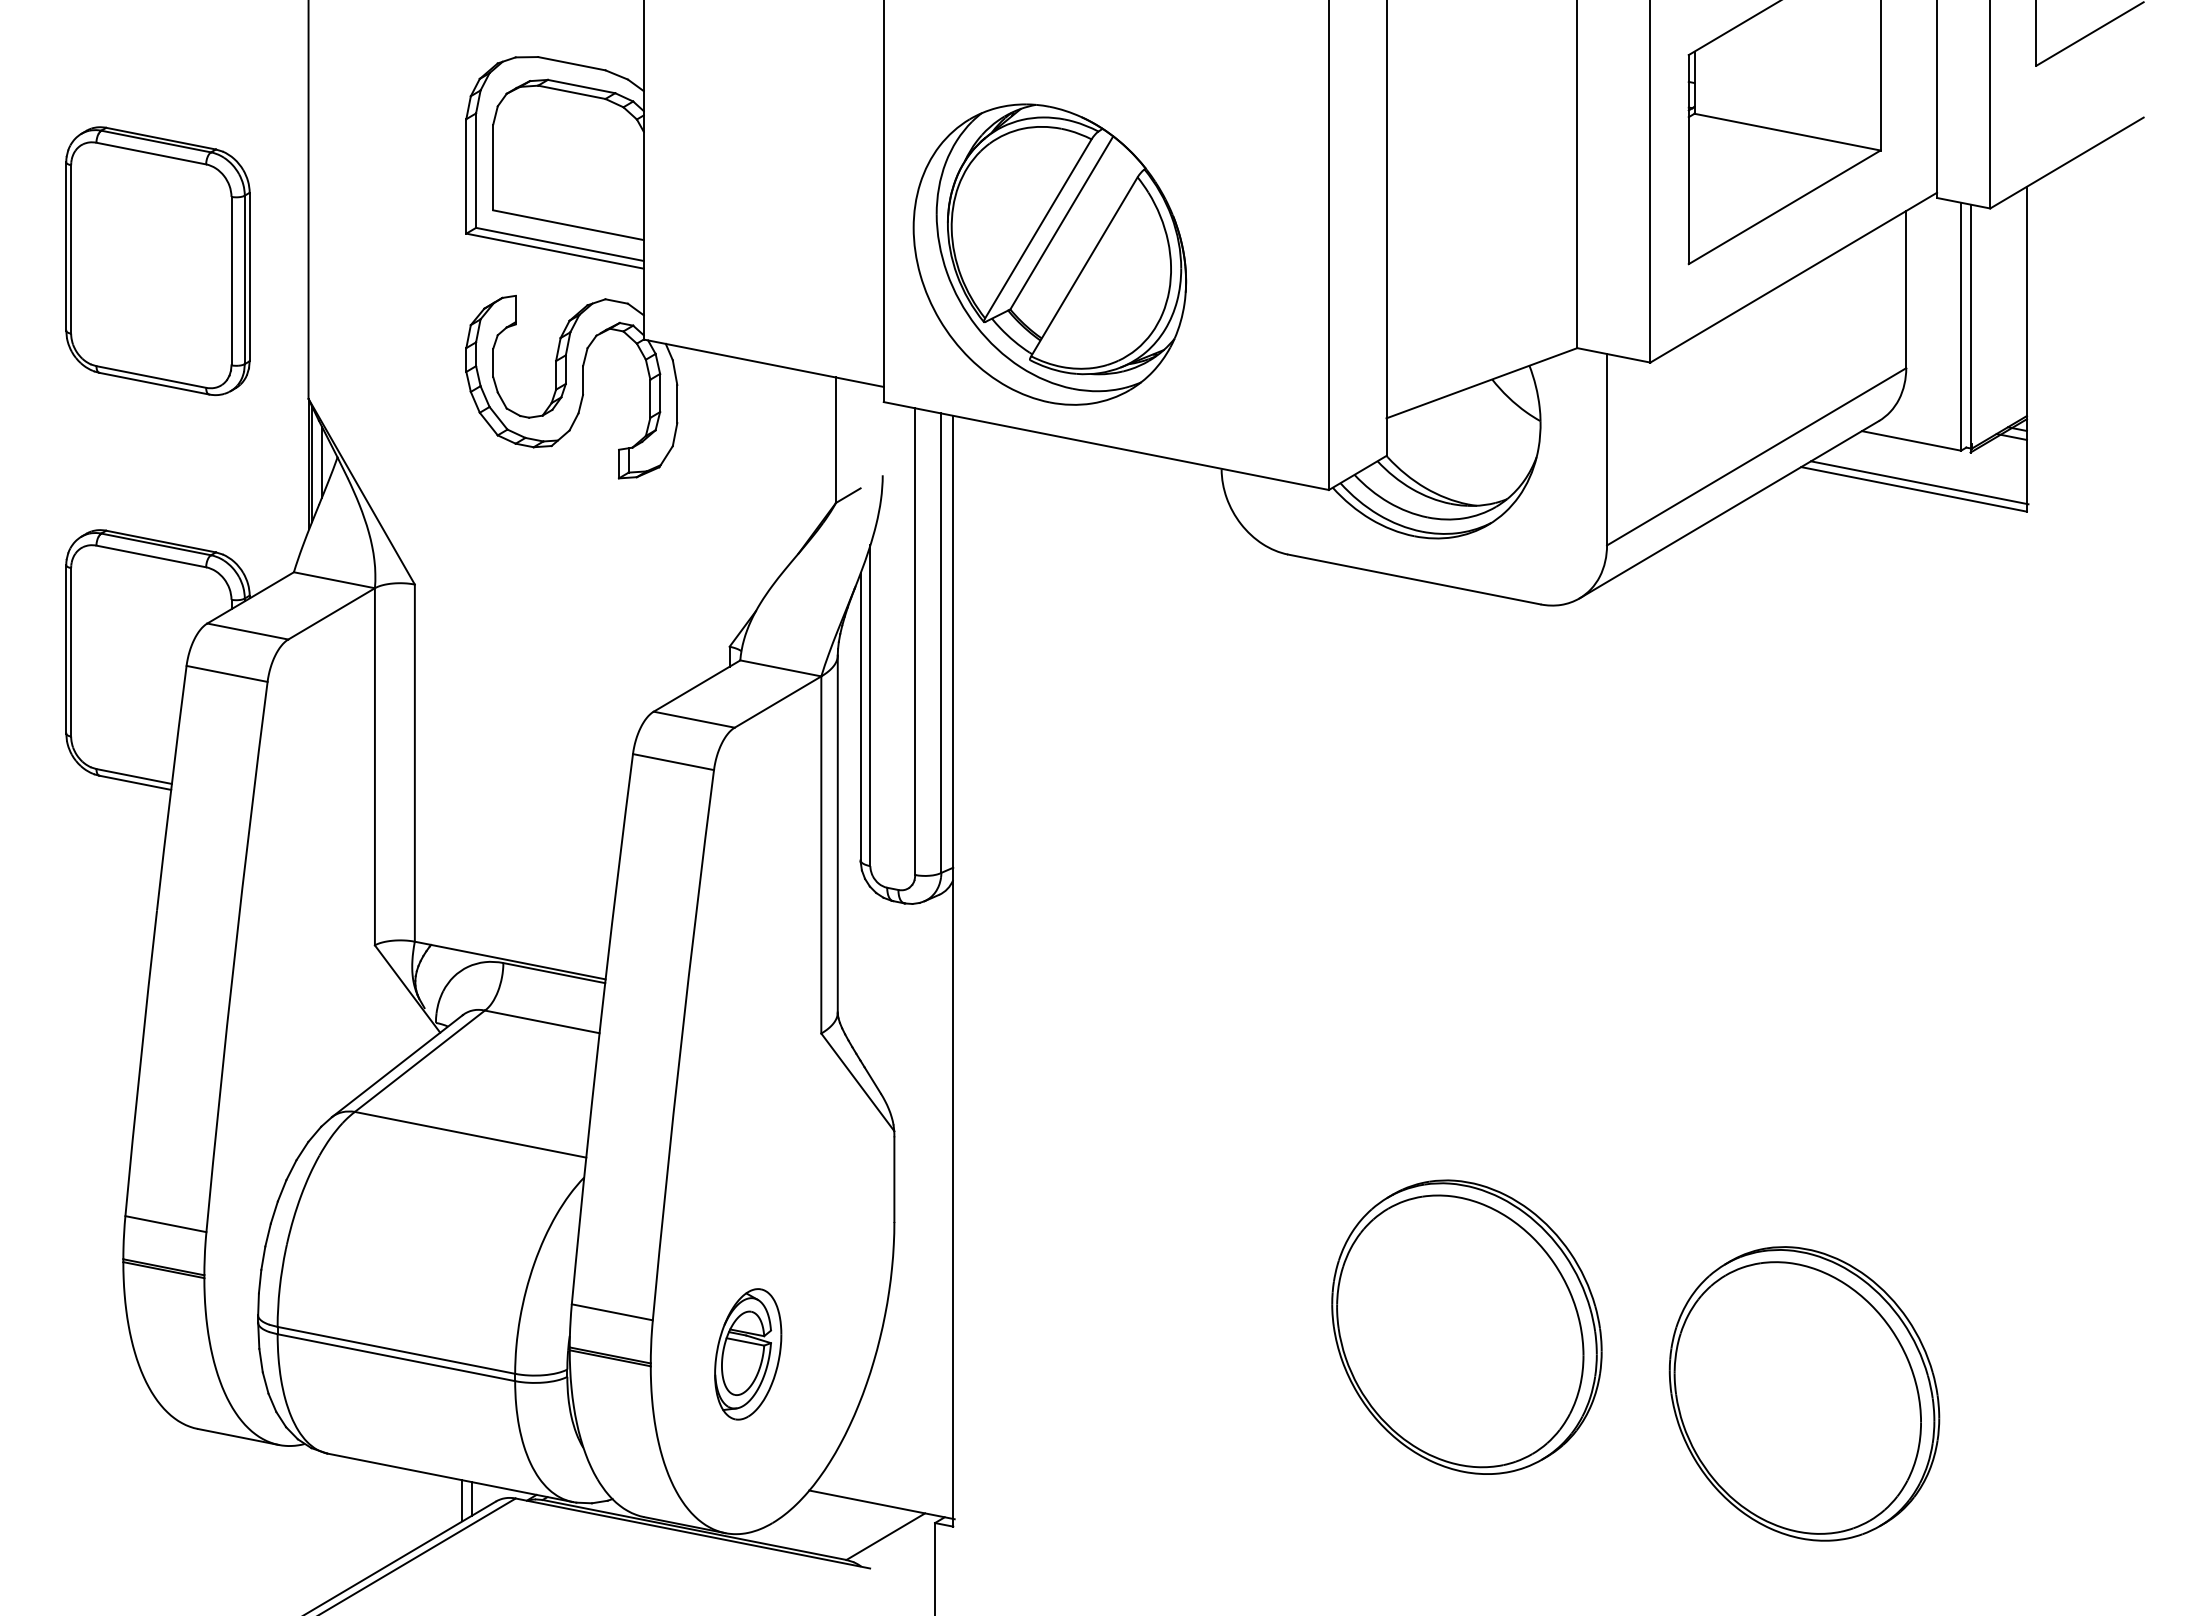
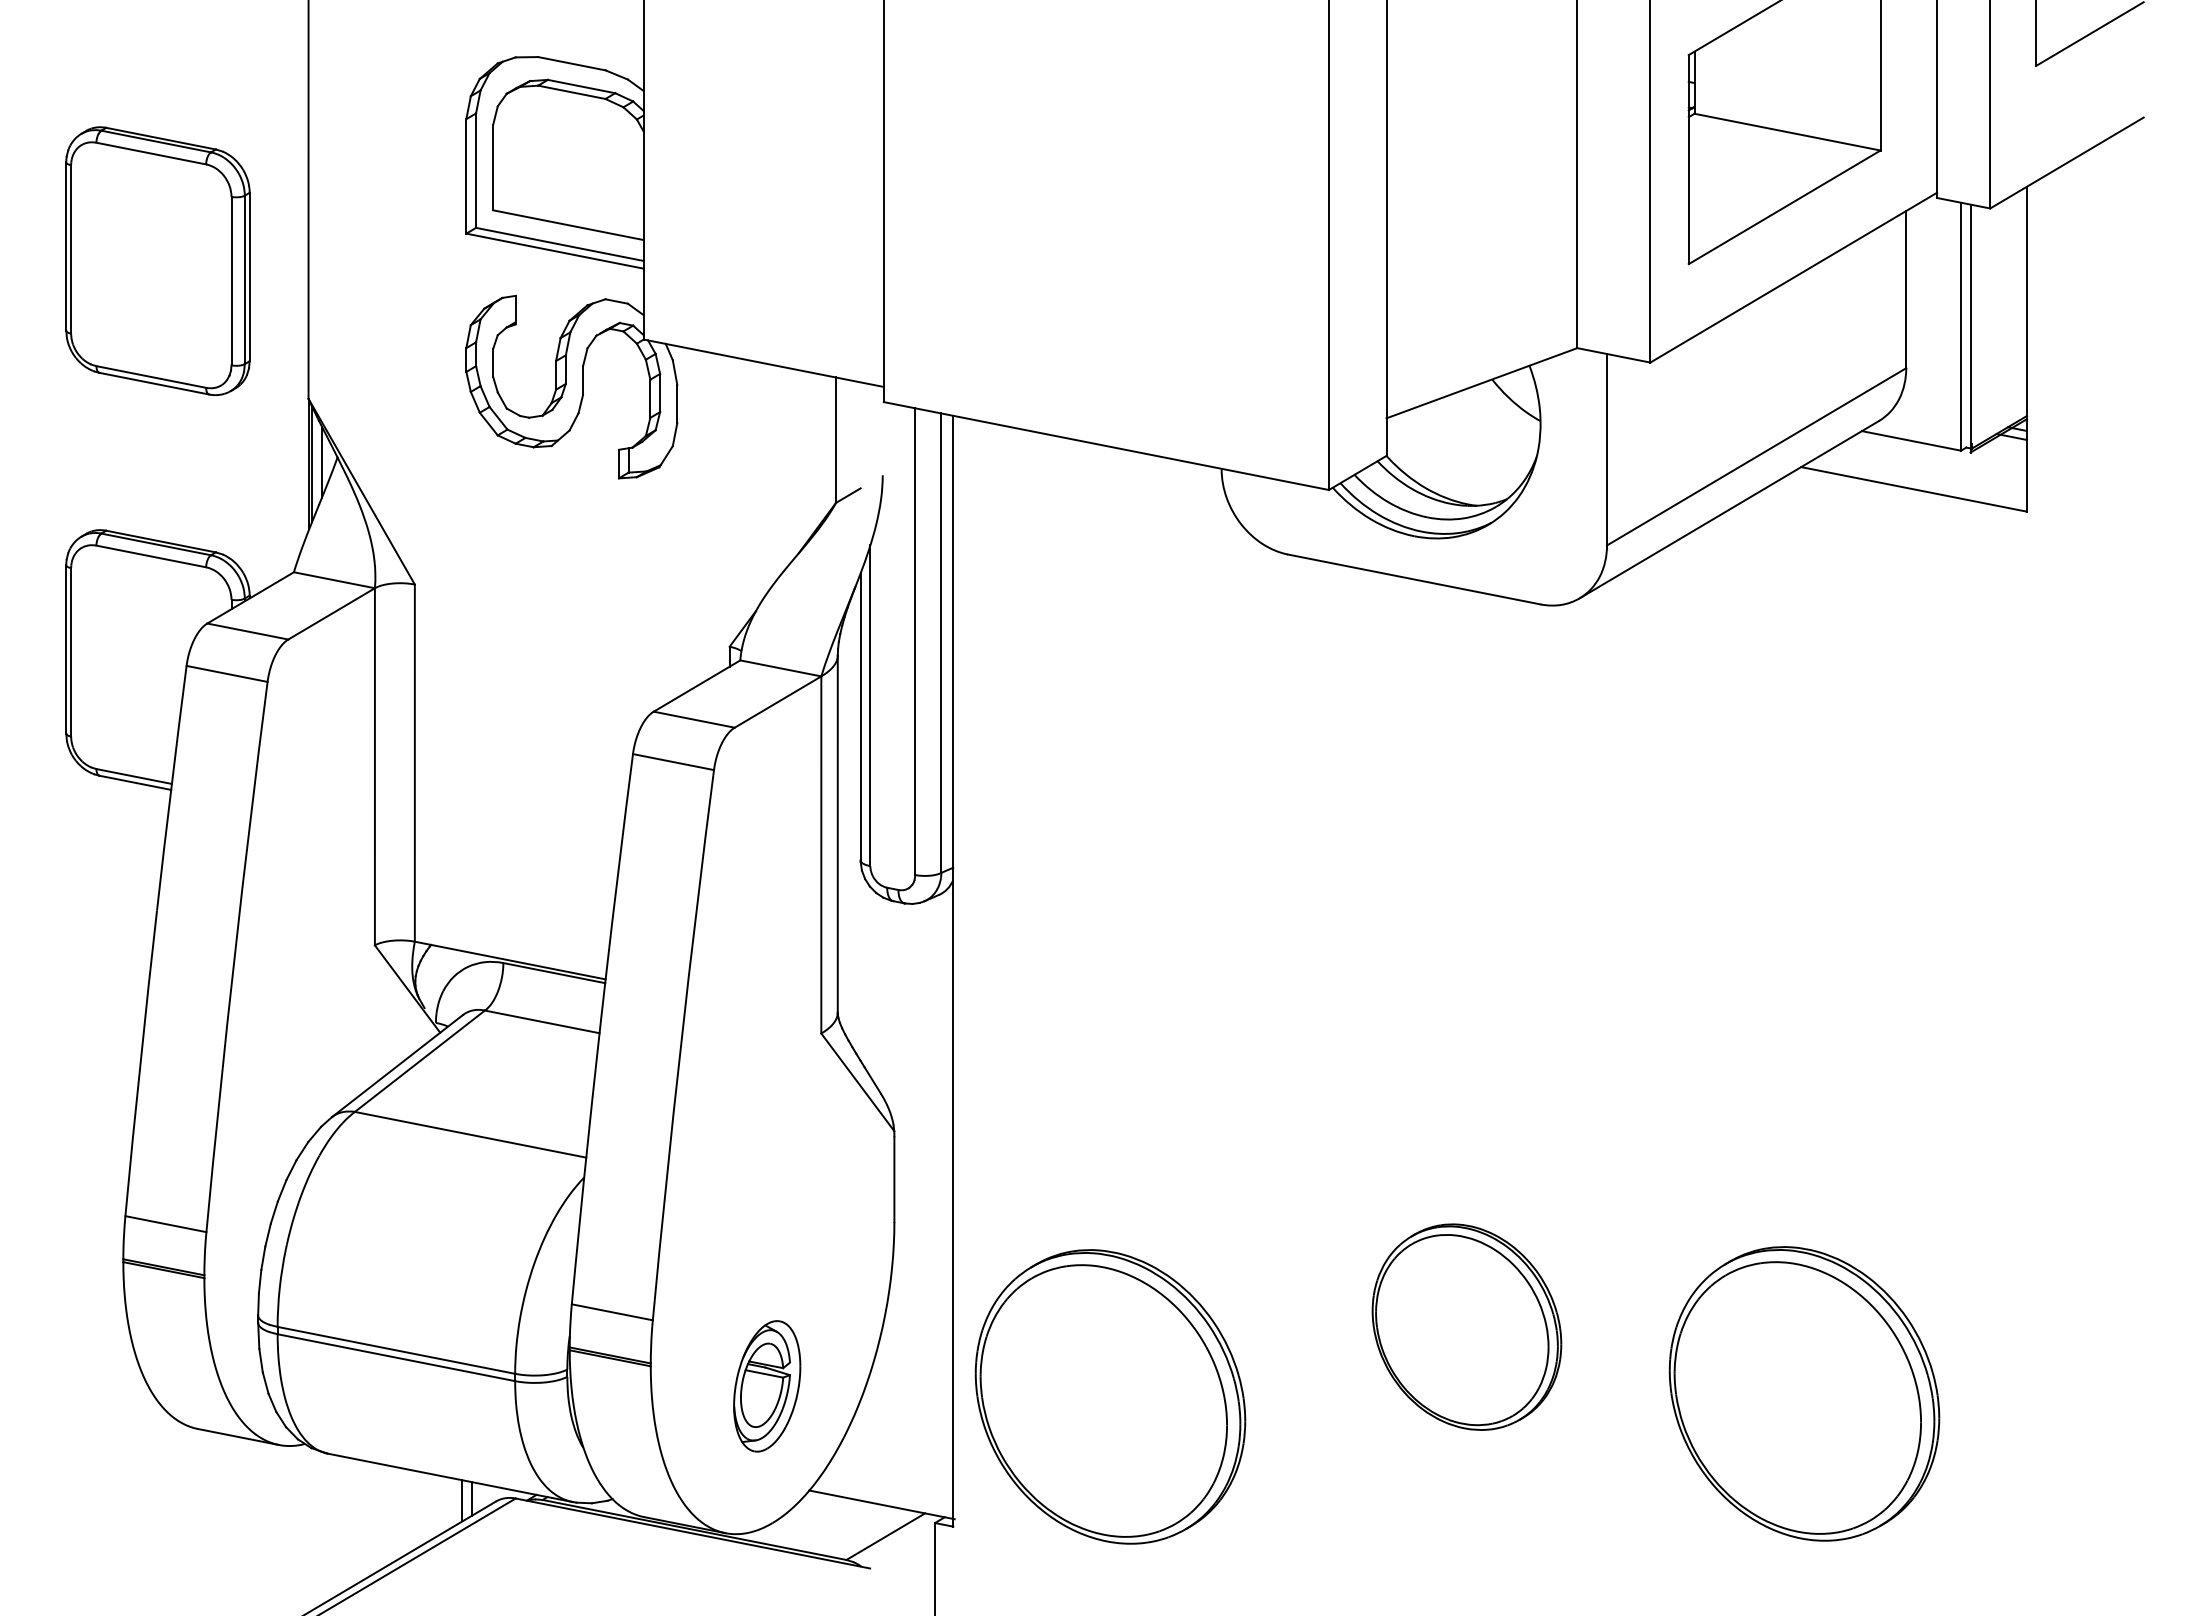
part: present -> none (1049, 254)
line: present -> none (1919, 482)
part size: 272x296 px -> 192x208 px (1466, 1326)
part position: (748, 1354) -> (767, 1386) (767, 1386)
part: none -> present (1110, 1396)
